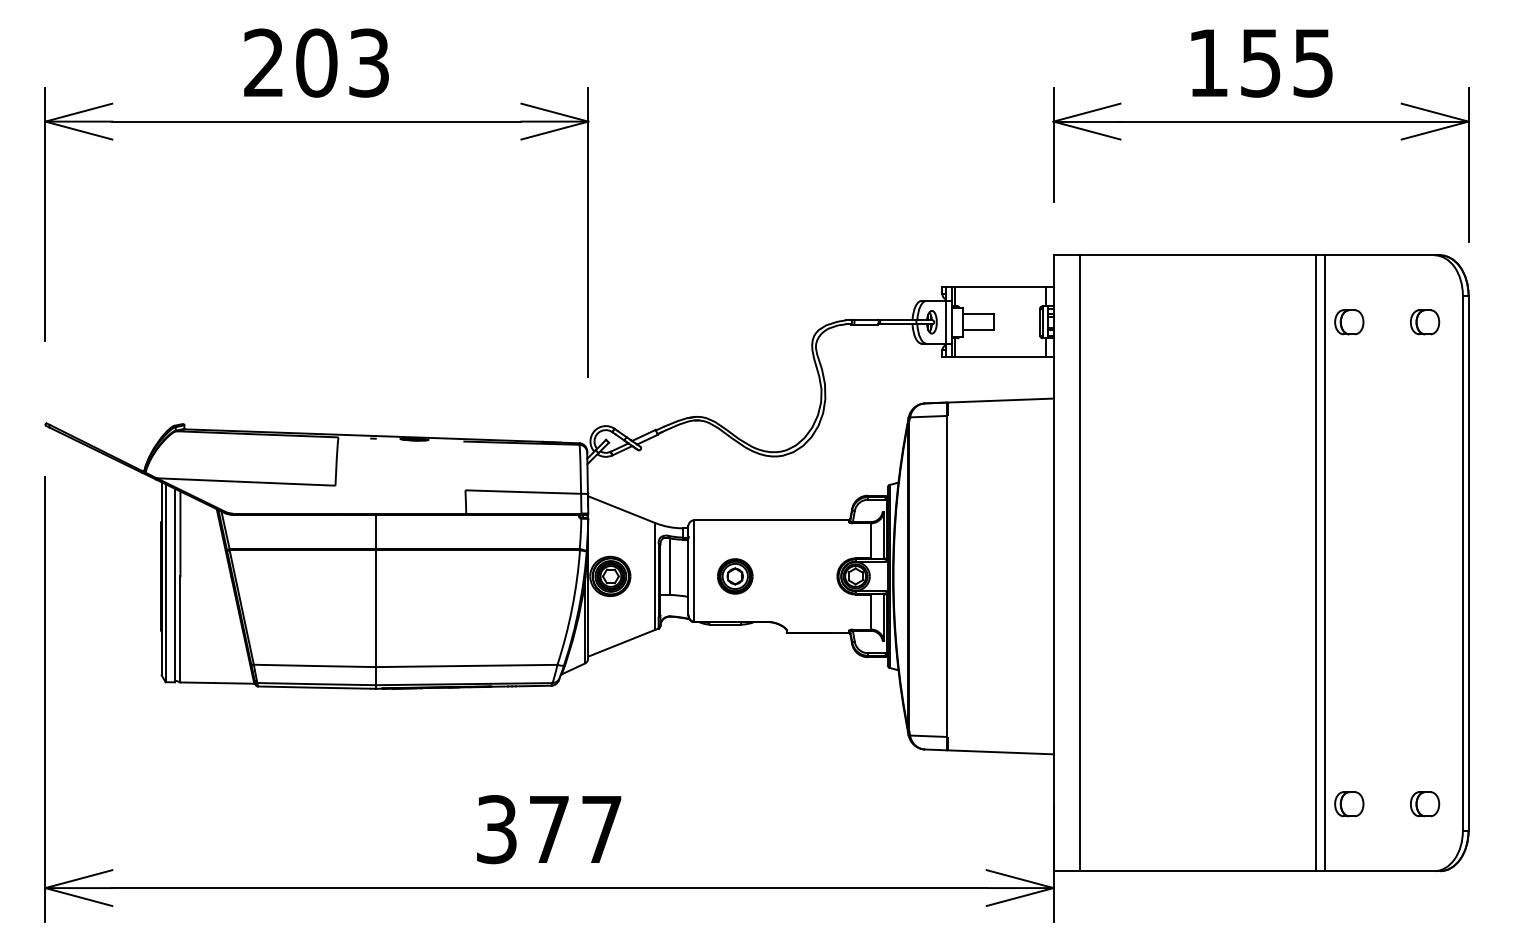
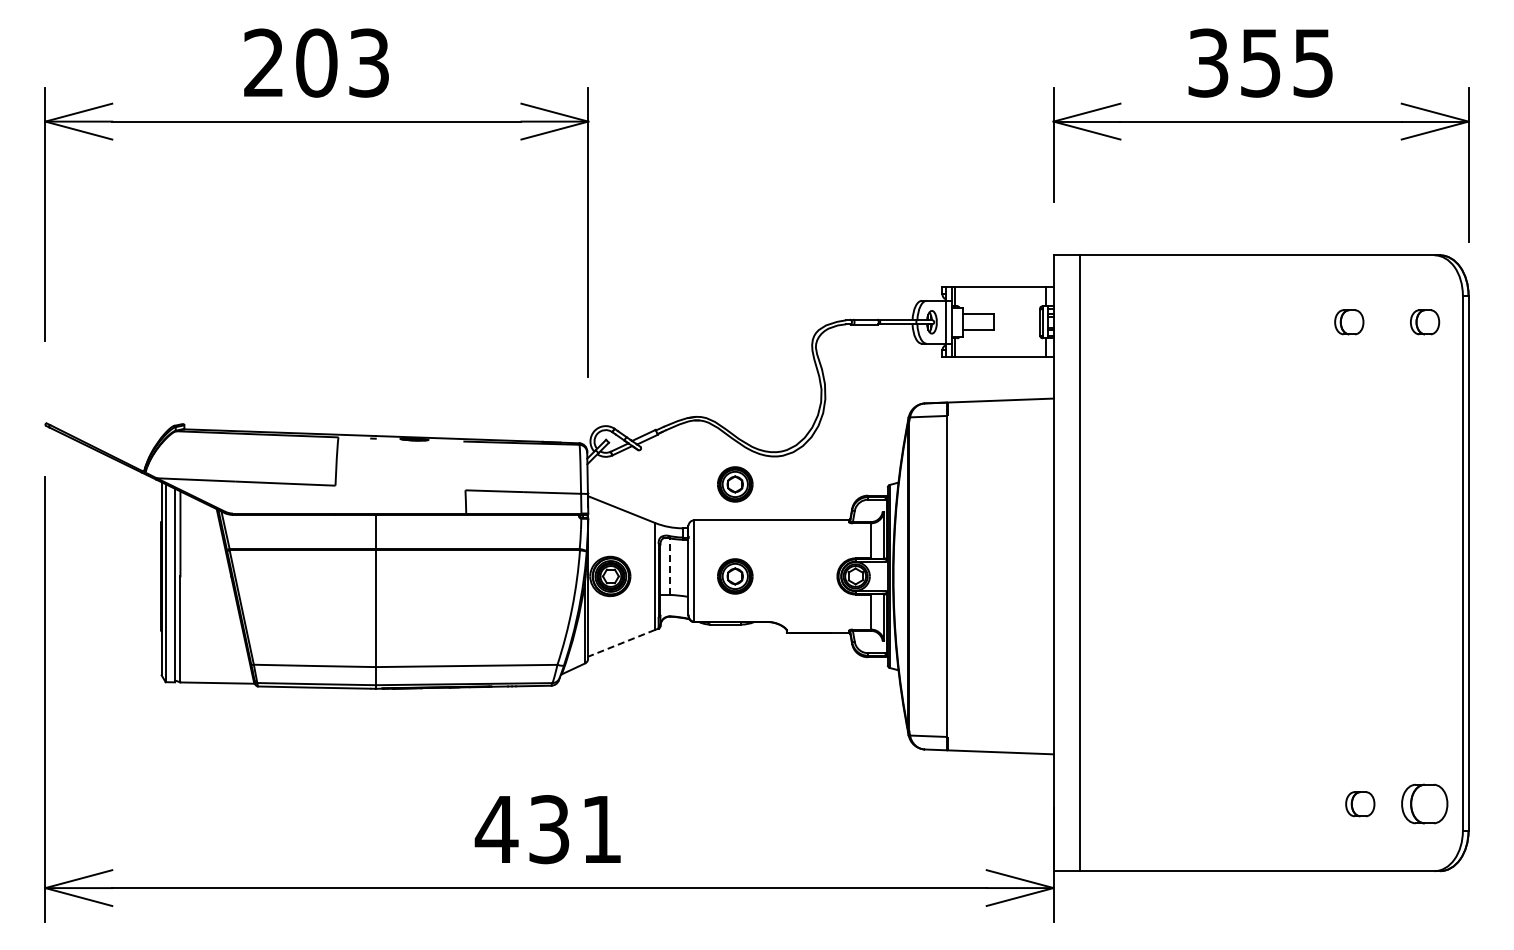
text: 155 -> 355 (1208, 62)
part: none -> present (735, 484)
line: present -> none (1315, 563)
line: present -> none (1325, 563)
line: solid -> dashed (669, 566)
line: solid -> dashed (621, 643)
part position: (1349, 804) -> (1360, 804) (1360, 804)
part size: 31x27 px -> 48x42 px (1424, 803)
text: 377 -> 431 (547, 829)
